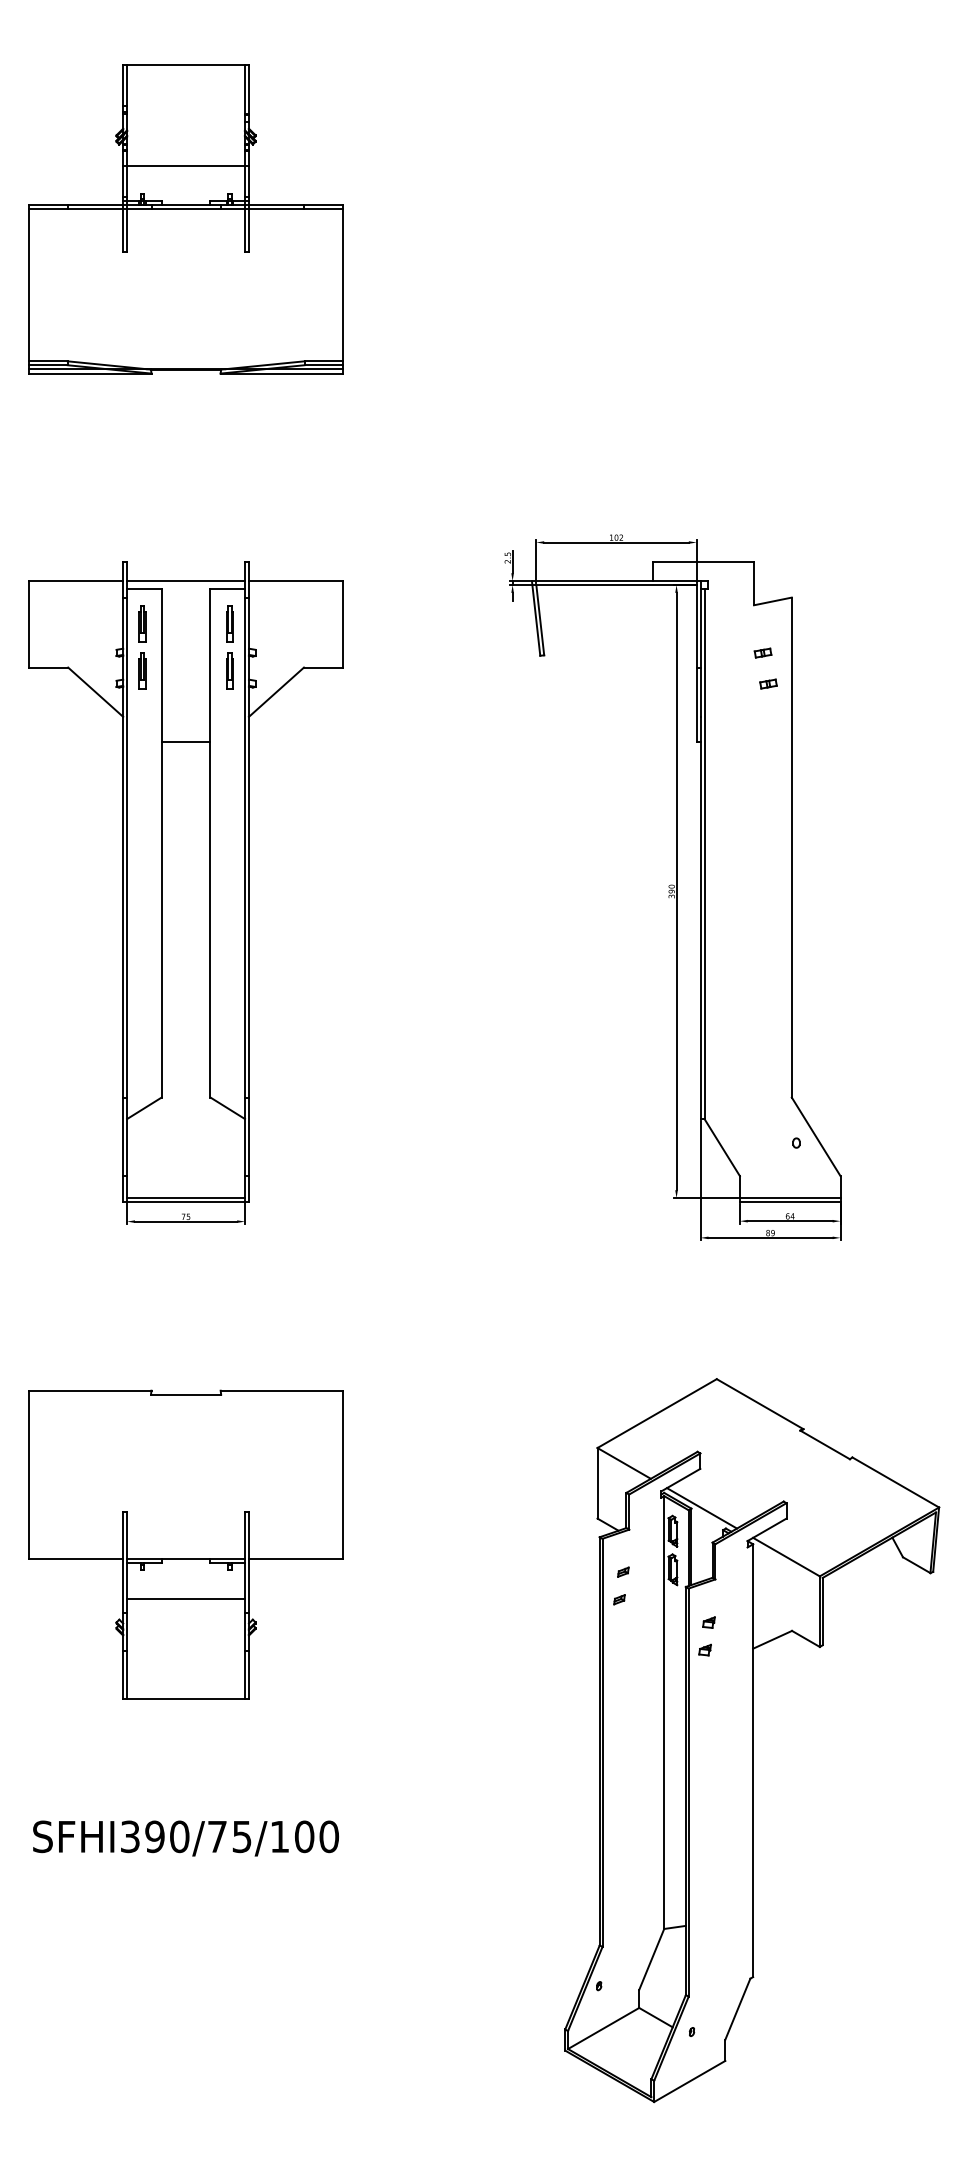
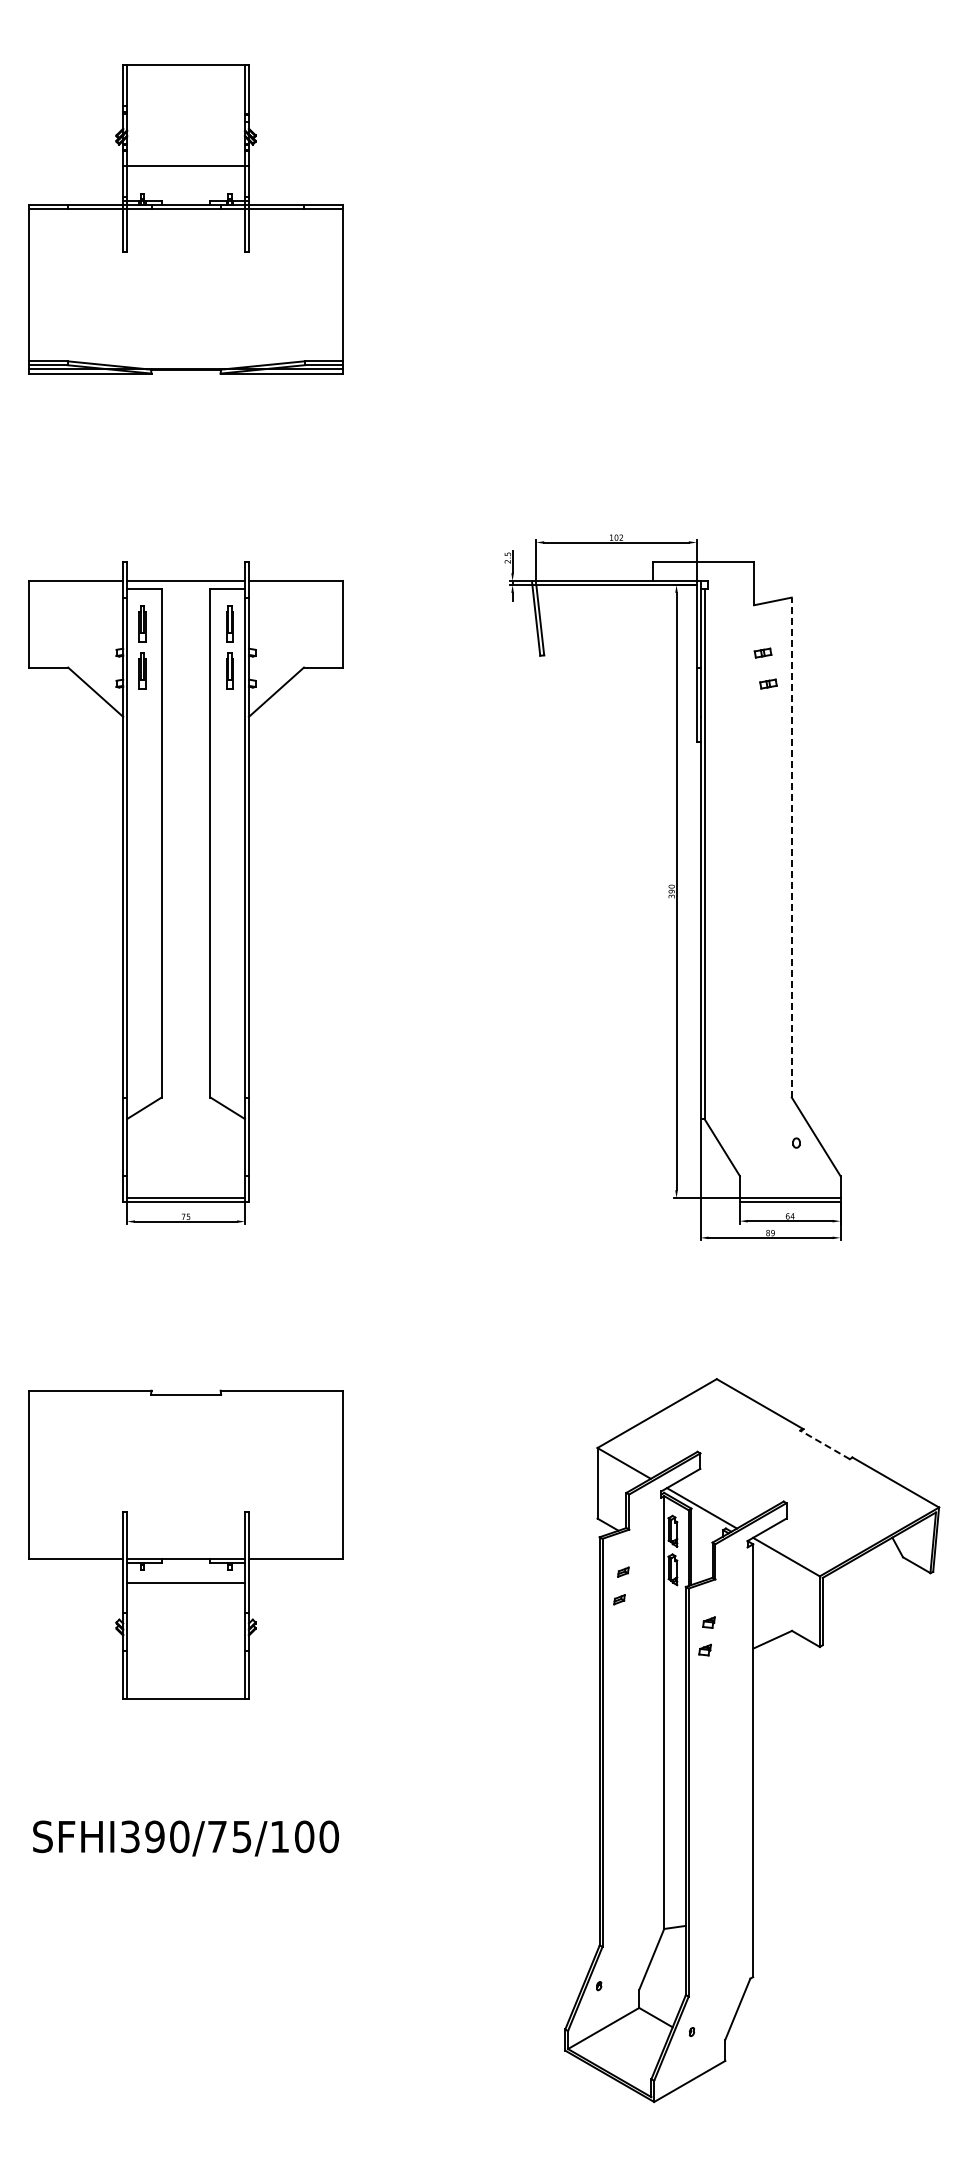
line: present -> none (185, 742)
line: solid -> dashed (791, 847)
line: solid -> dashed (825, 1444)
line position: (186, 1598) -> (186, 1582) (186, 1582)
